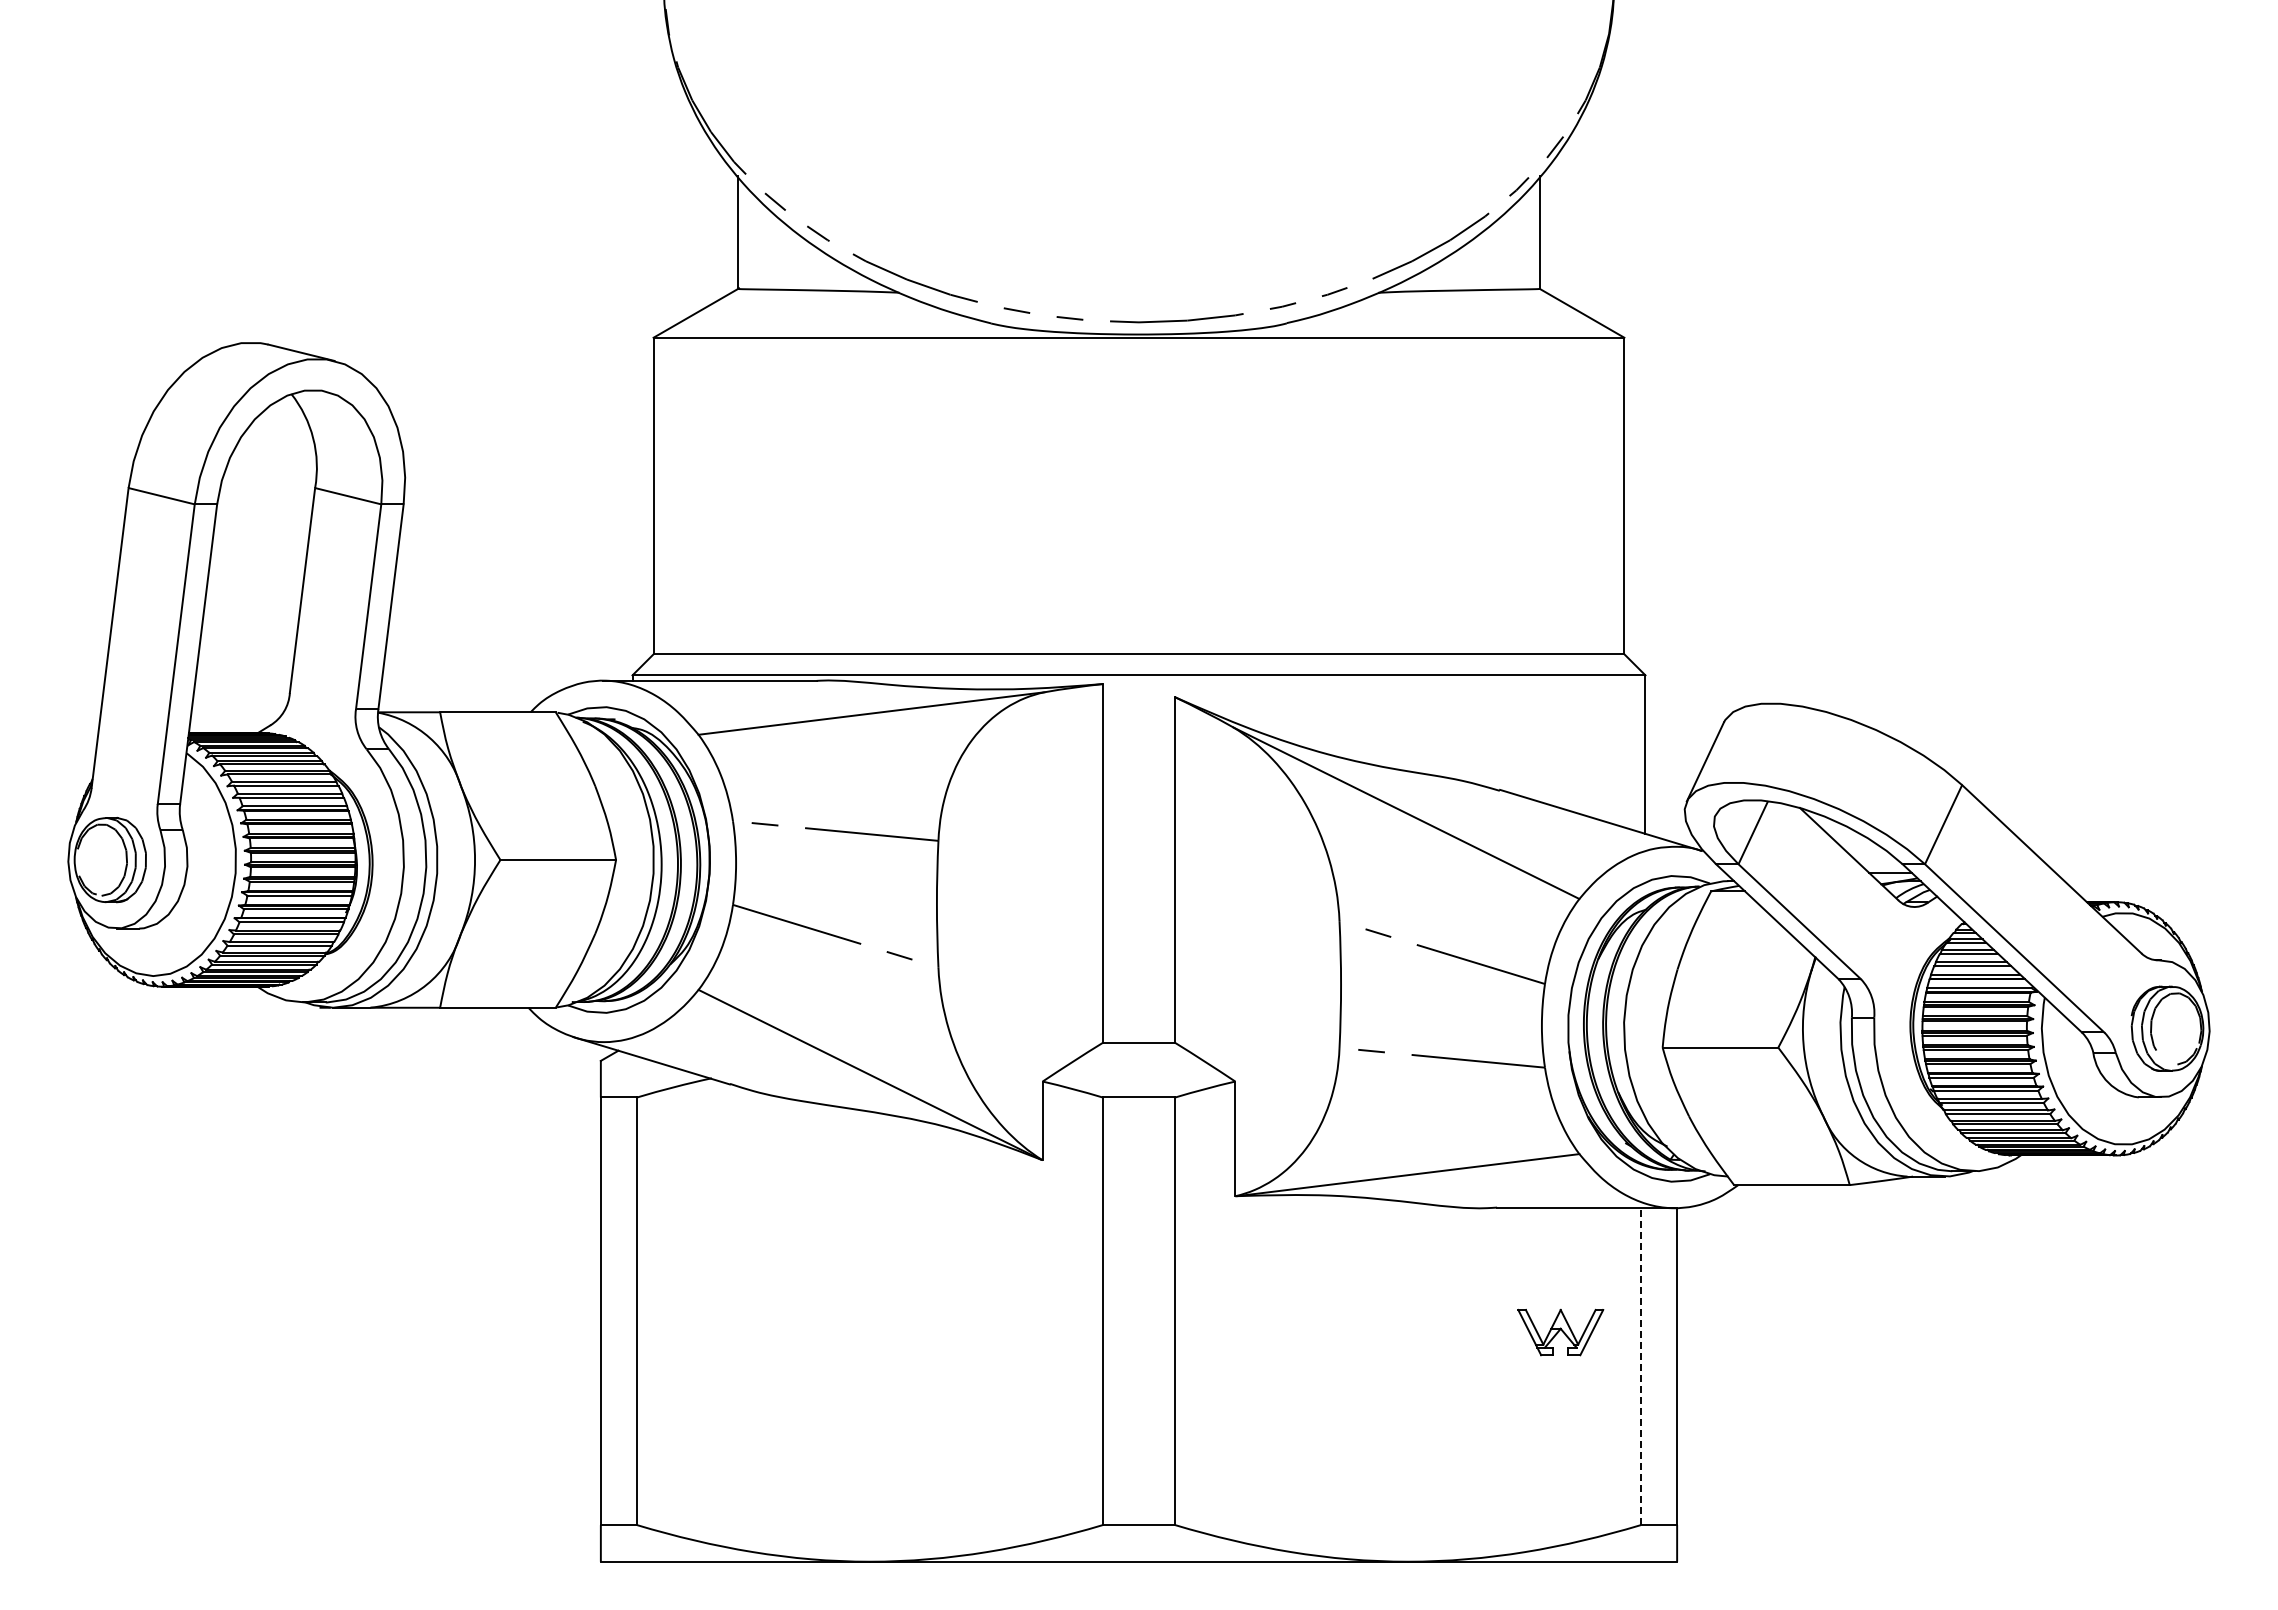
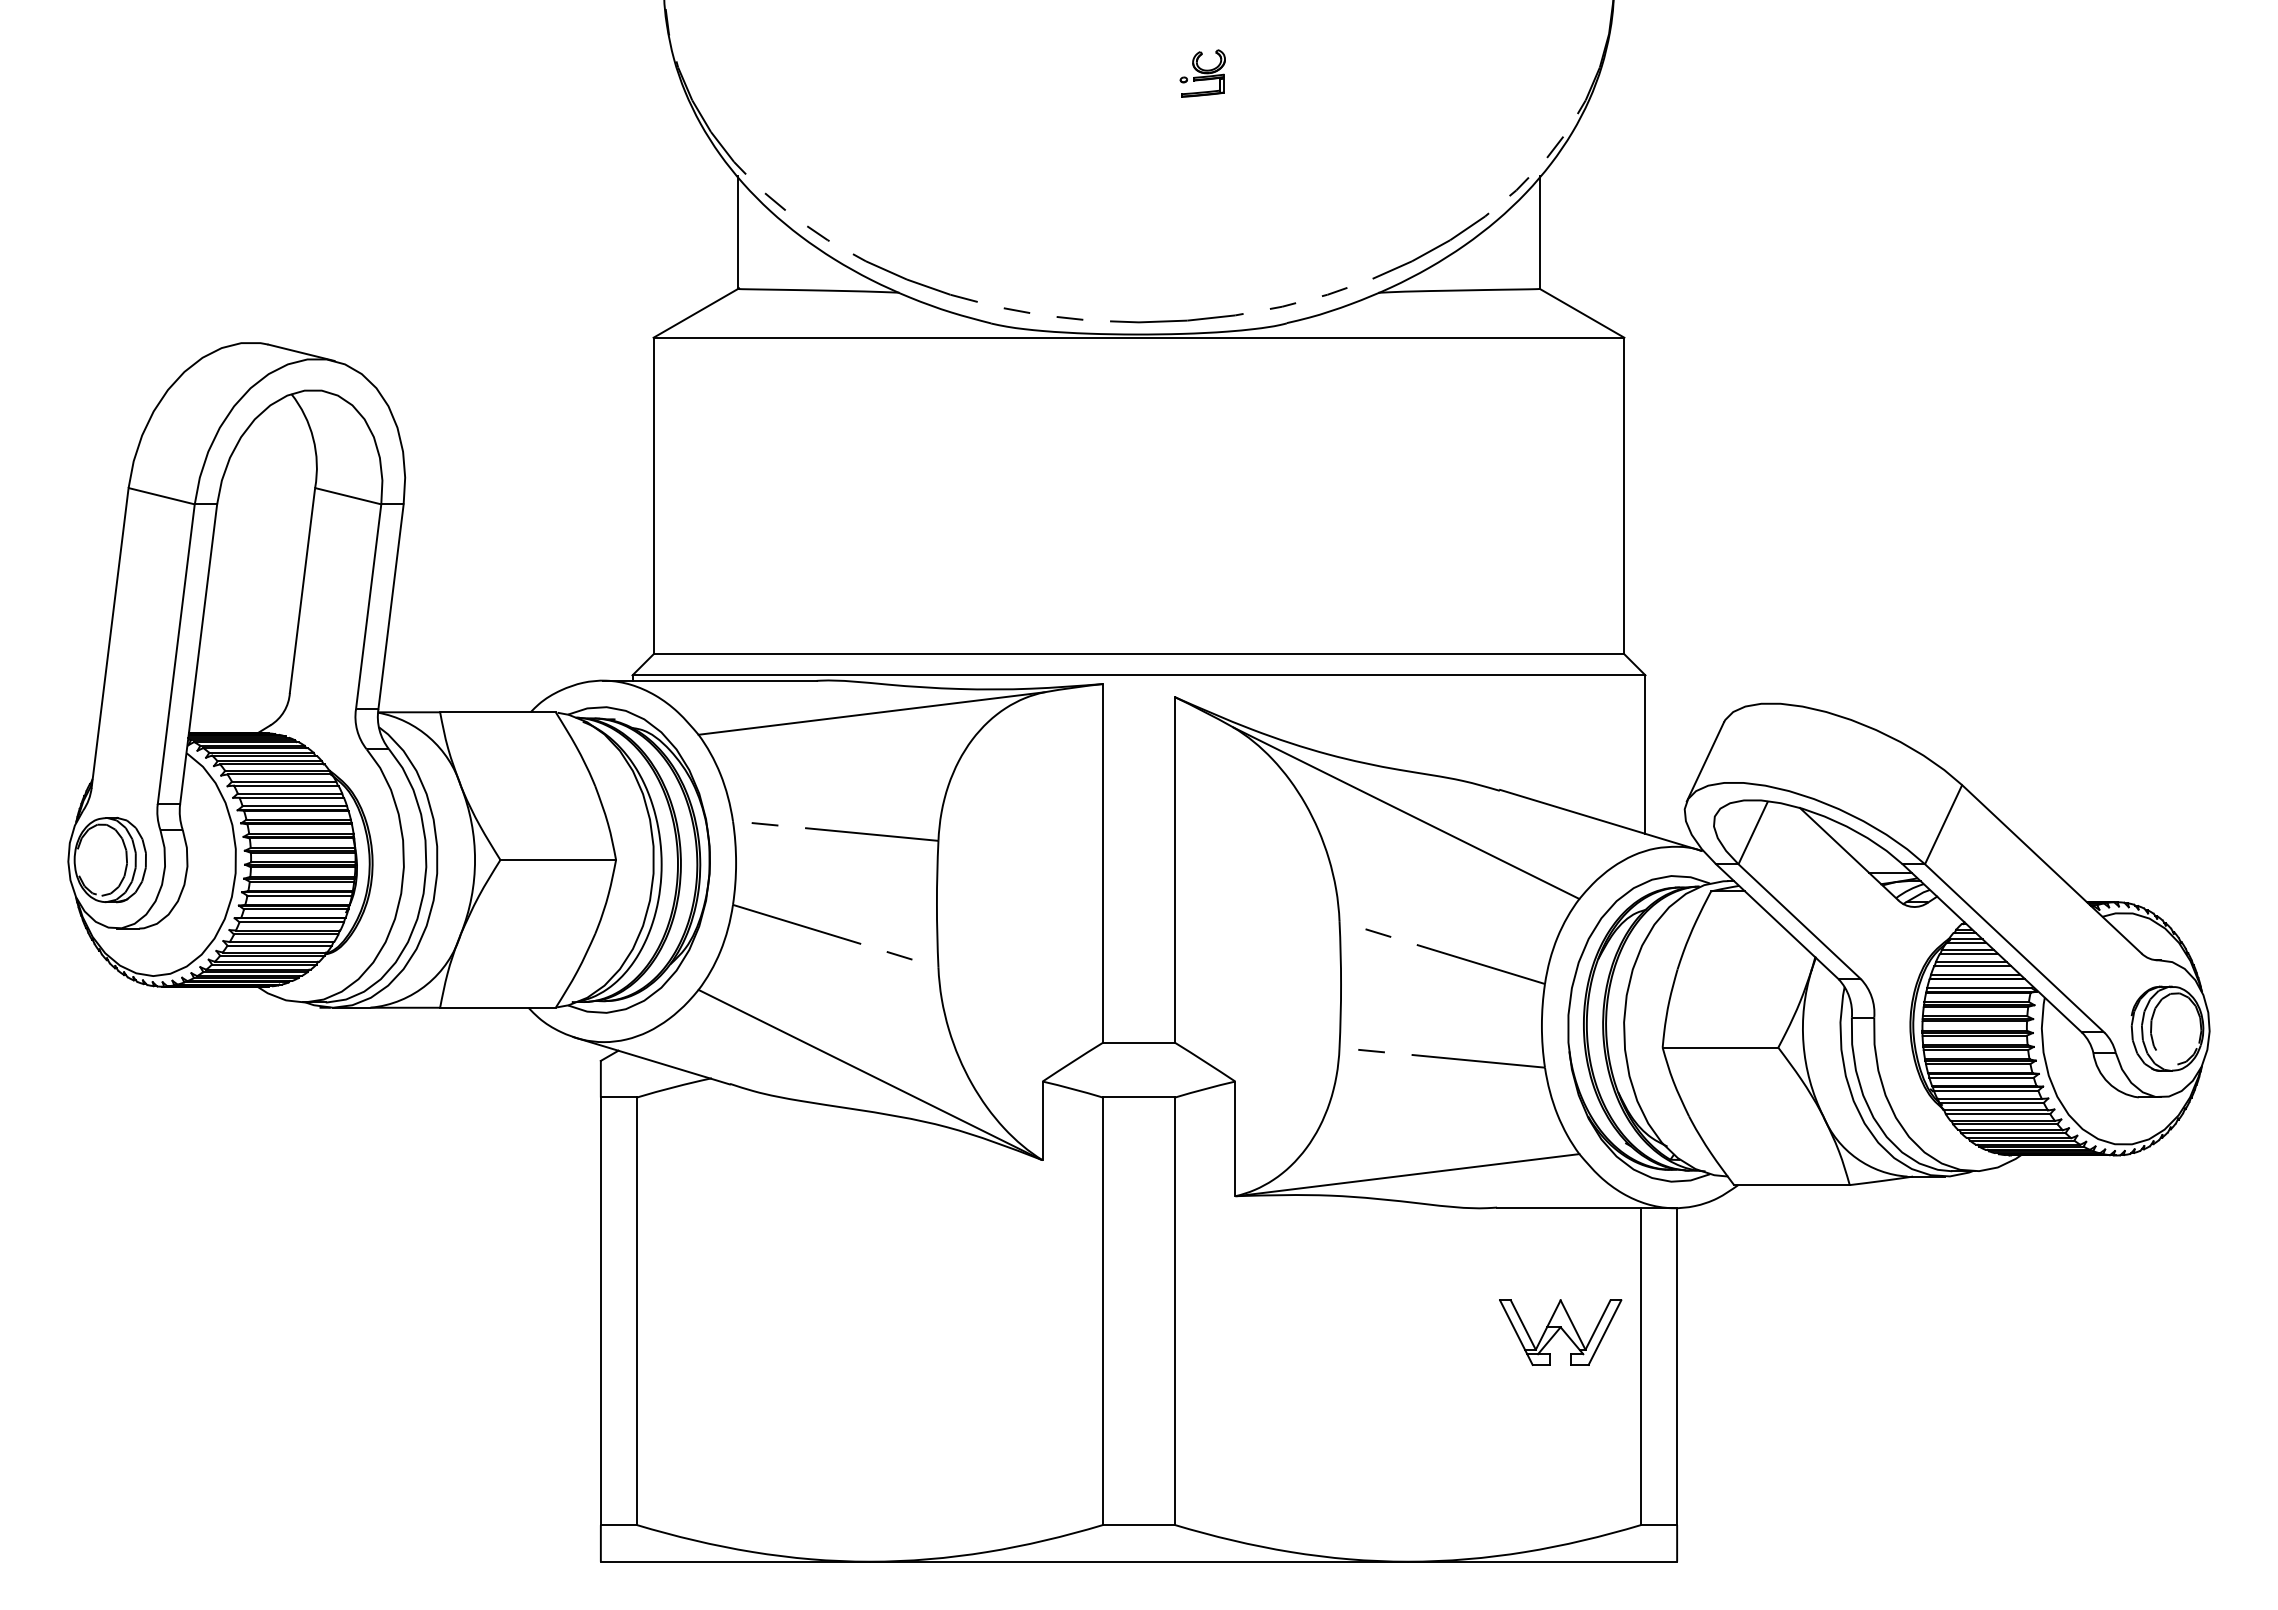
part: none -> present (1202, 73)
part size: 88x49 px -> 124x67 px (1560, 1332)
line: dashed -> solid (1640, 1366)
